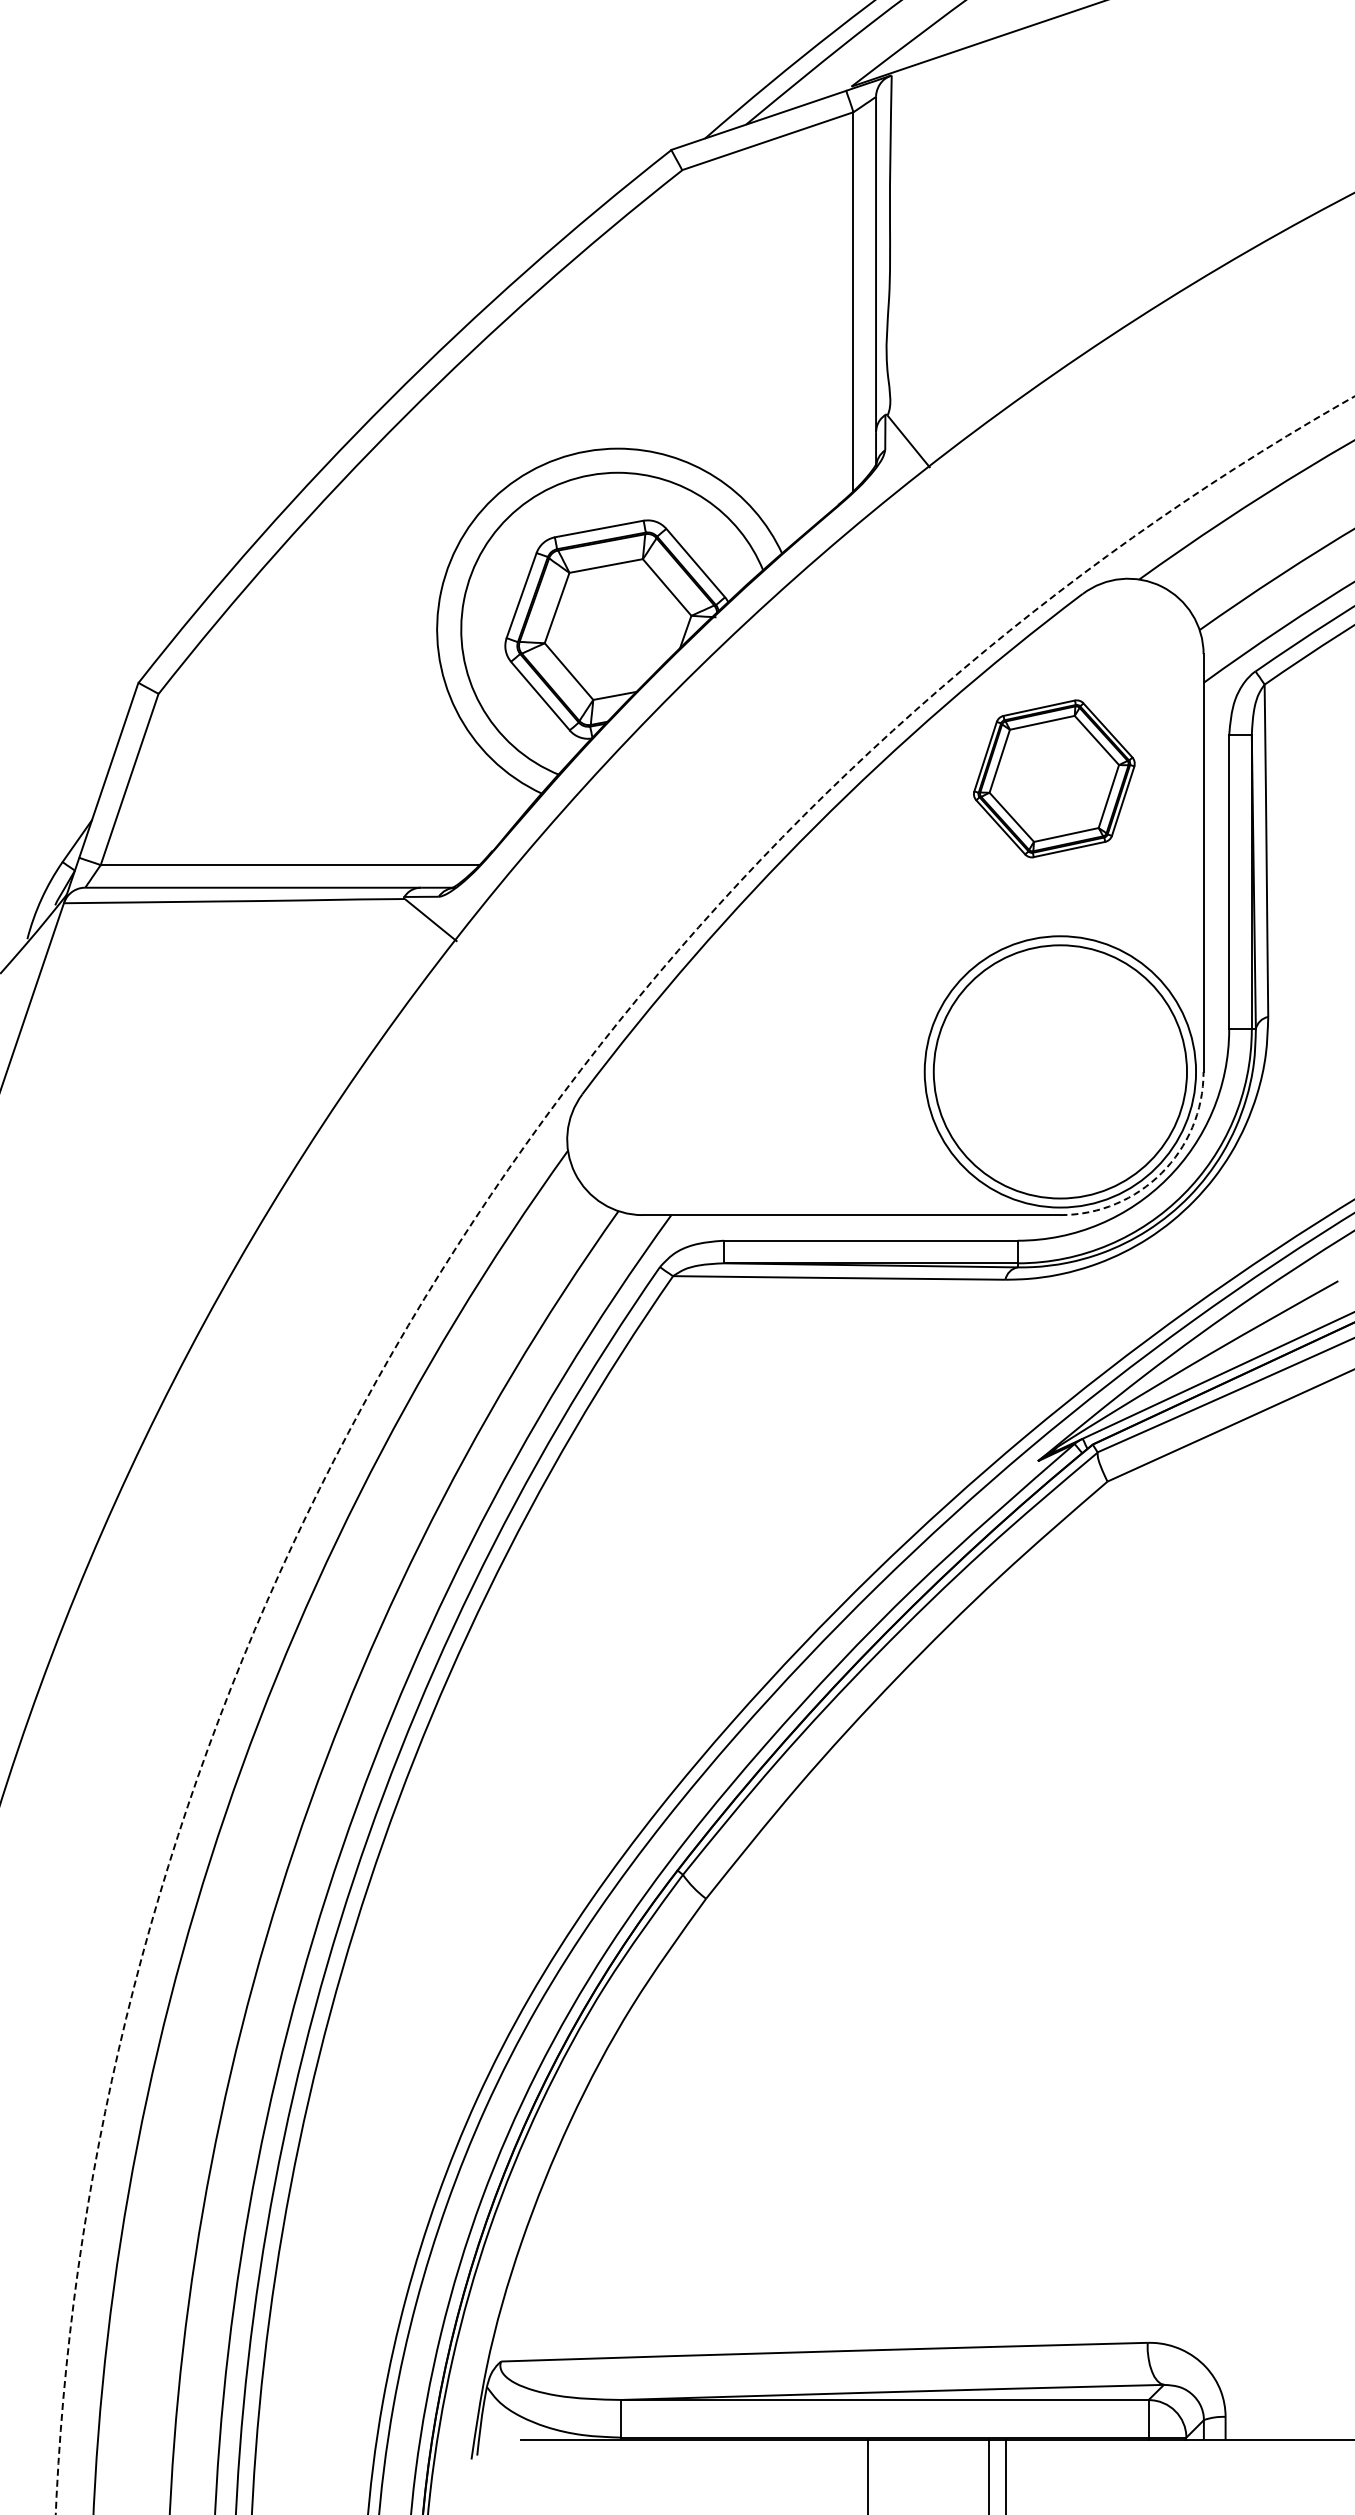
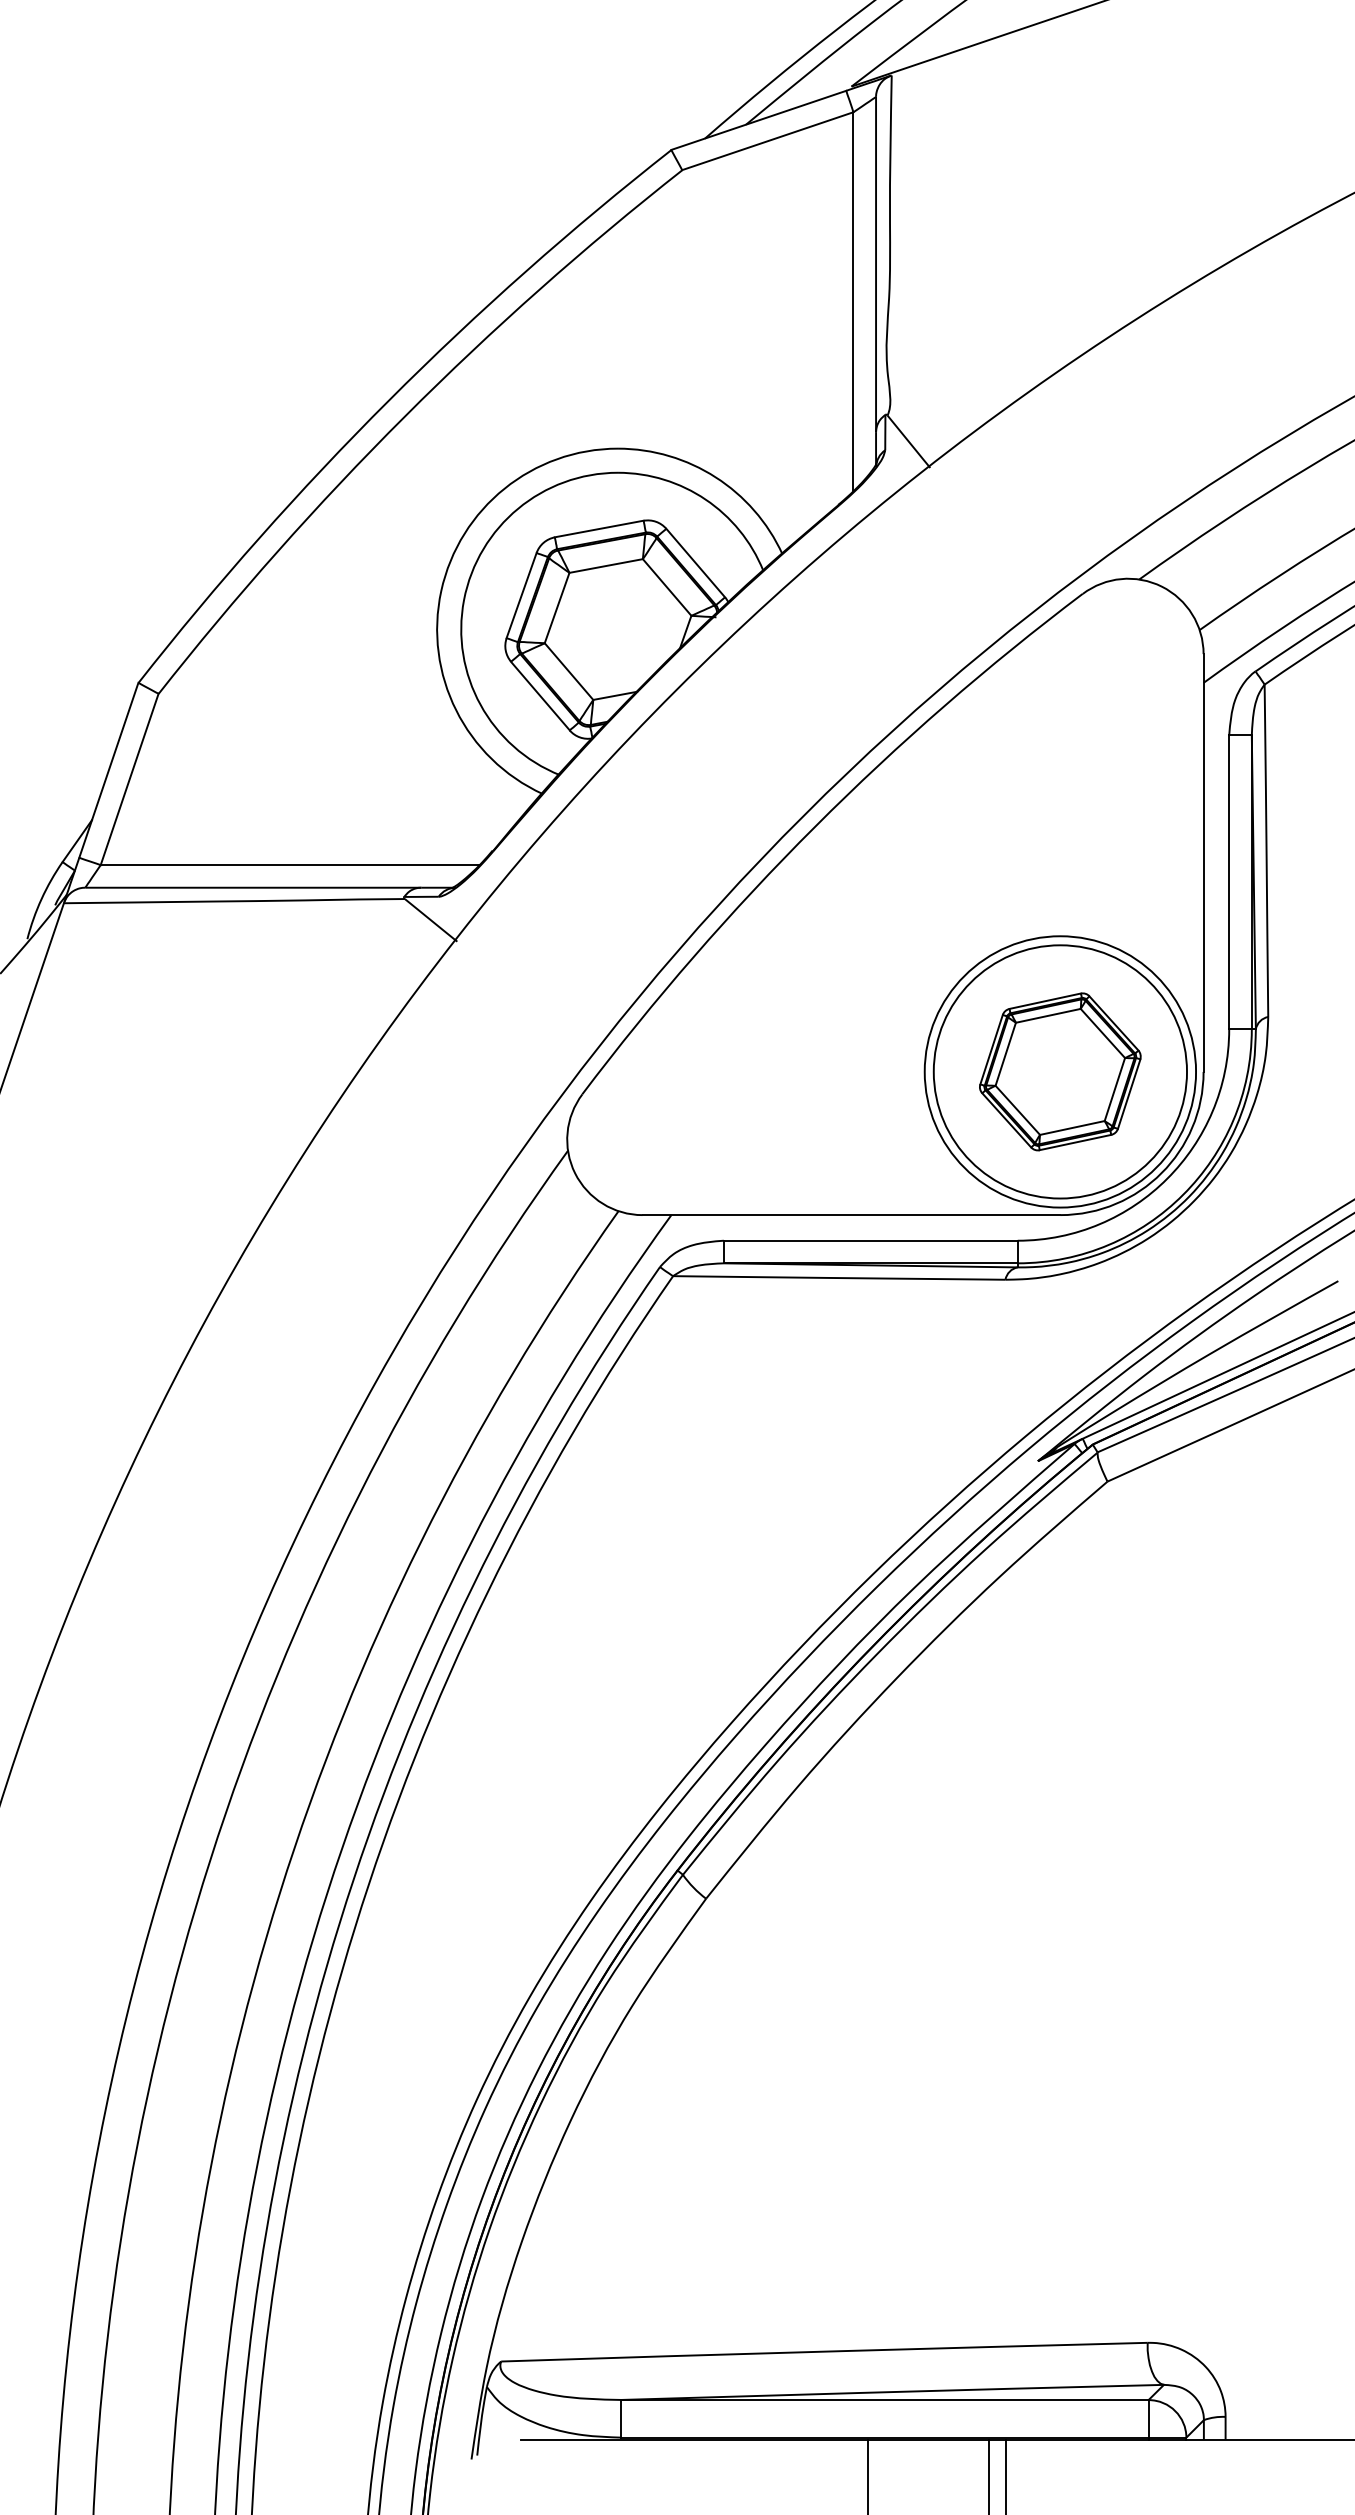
part position: (1054, 778) -> (1060, 1071) (1060, 1071)
arc: dashed -> solid (1161, 1173)
circle: dashed -> solid (704, 1455)
